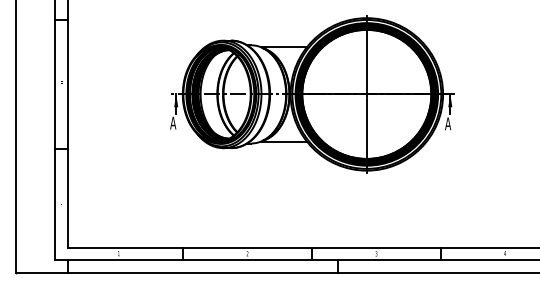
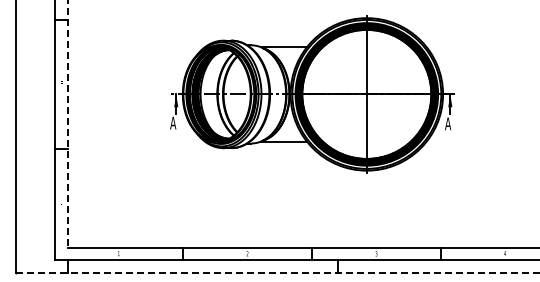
line: solid -> dashed (67, 124)
line: solid -> dashed (278, 273)
